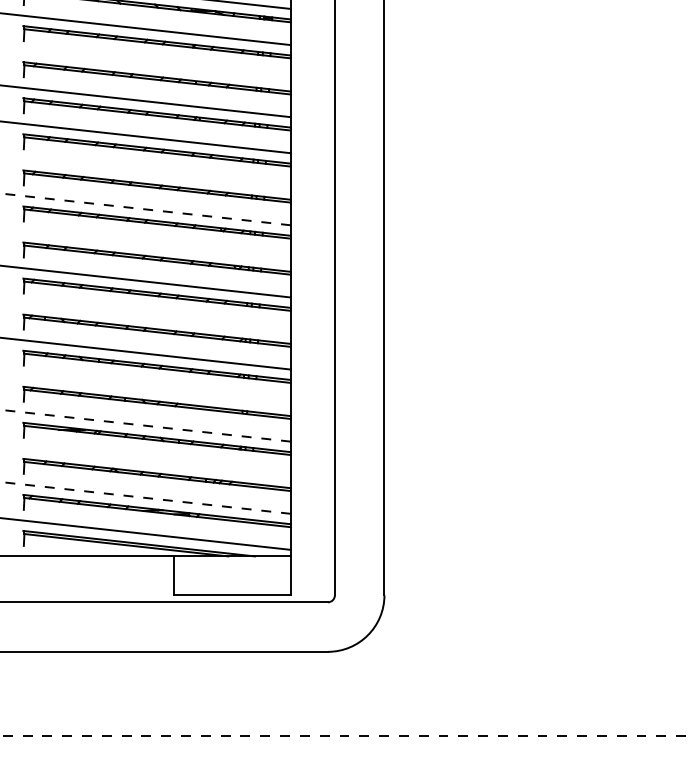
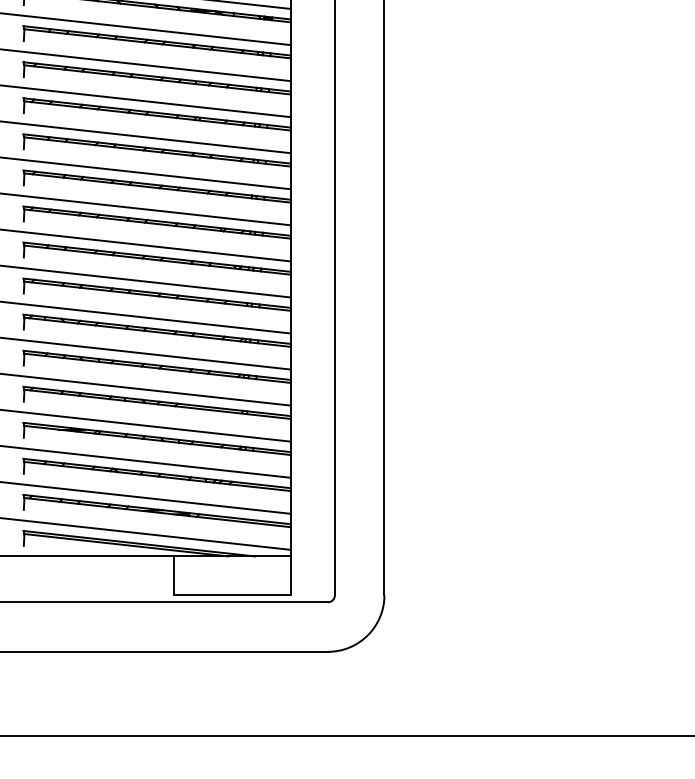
line: none -> present (146, 65)
line: none -> present (146, 173)
line: dashed -> solid (144, 209)
line: none -> present (146, 245)
line: none -> present (146, 317)
line: none -> present (146, 389)
line: dashed -> solid (144, 425)
line: none -> present (146, 461)
line: dashed -> solid (144, 497)
line: dashed -> solid (347, 736)
